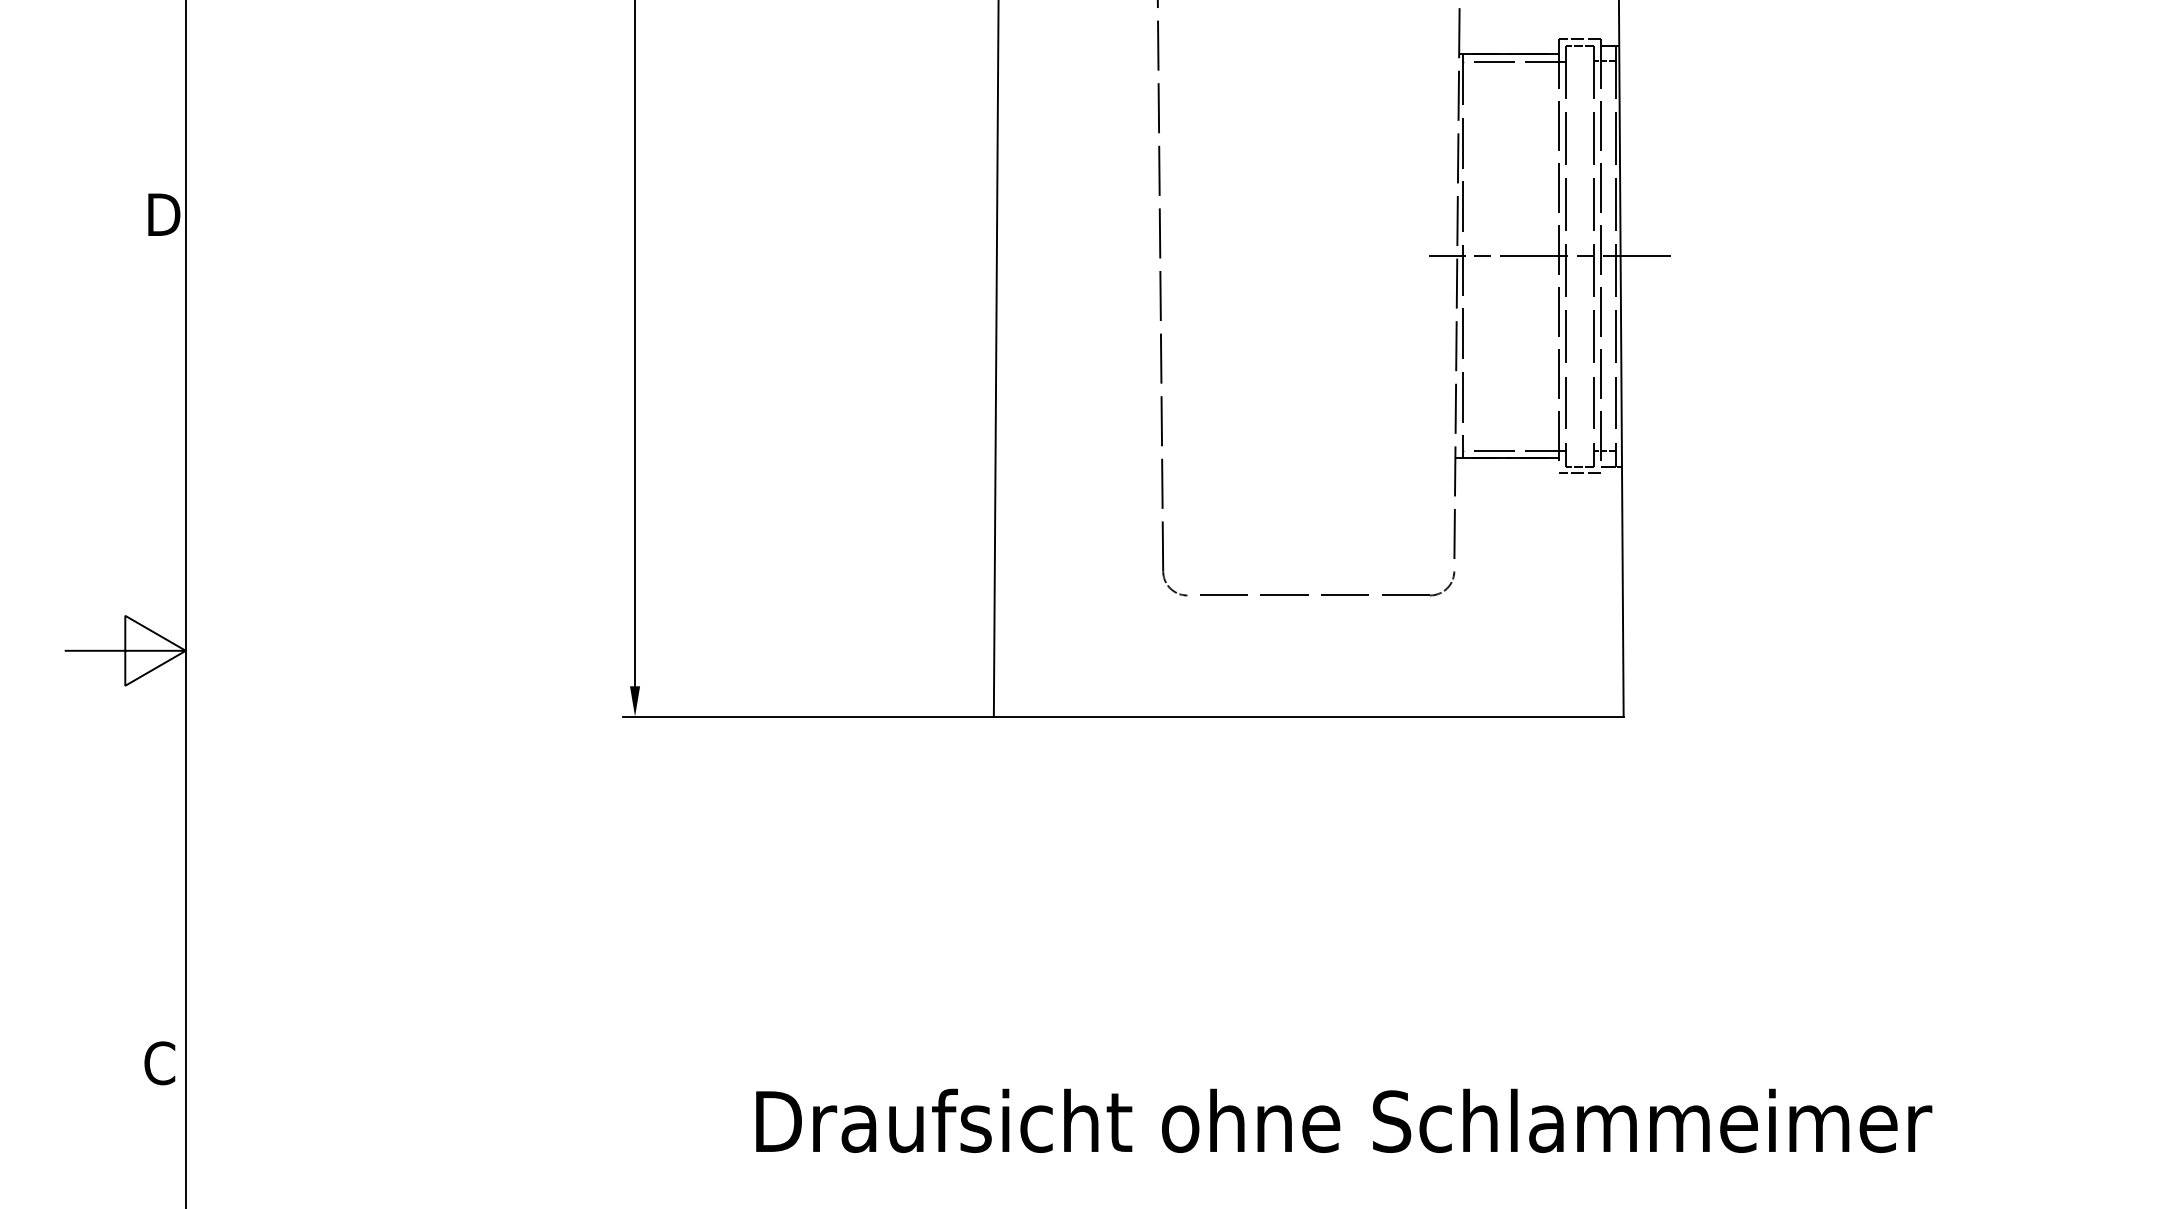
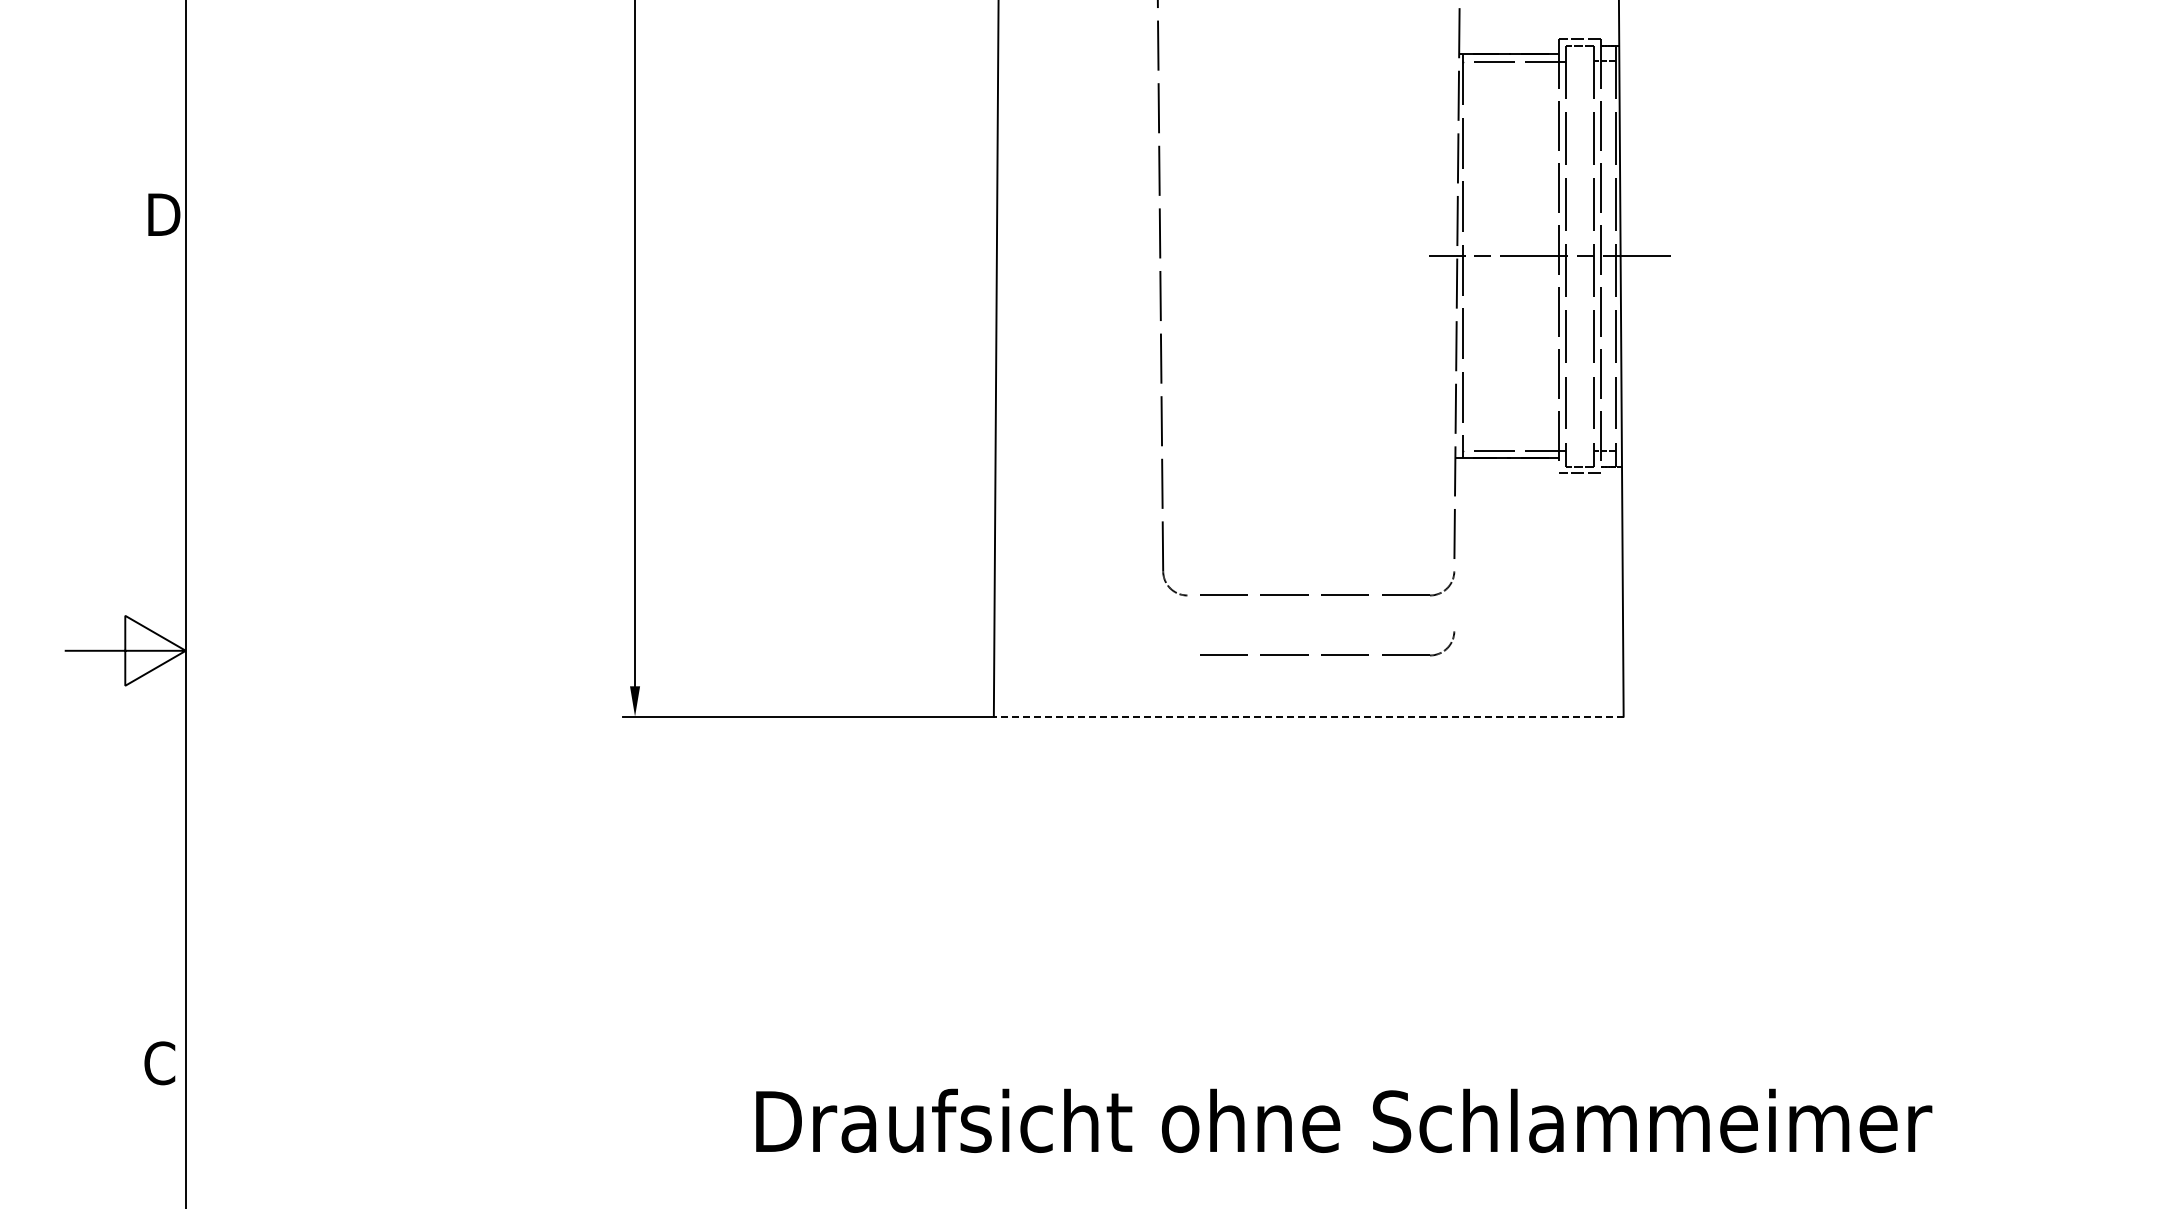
part: none -> present (1327, 654)
line: solid -> dashed (1308, 716)
